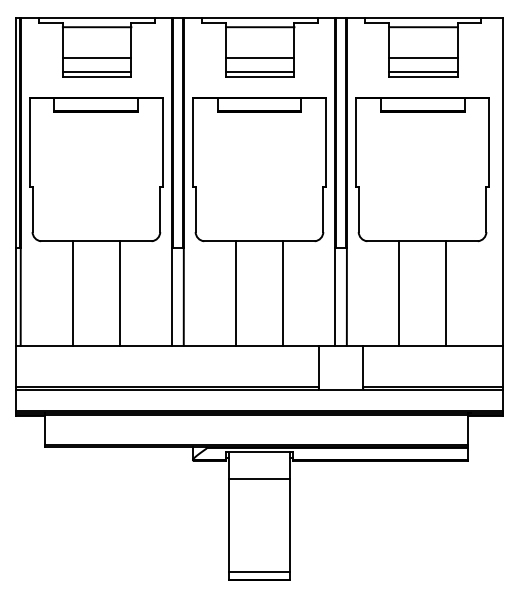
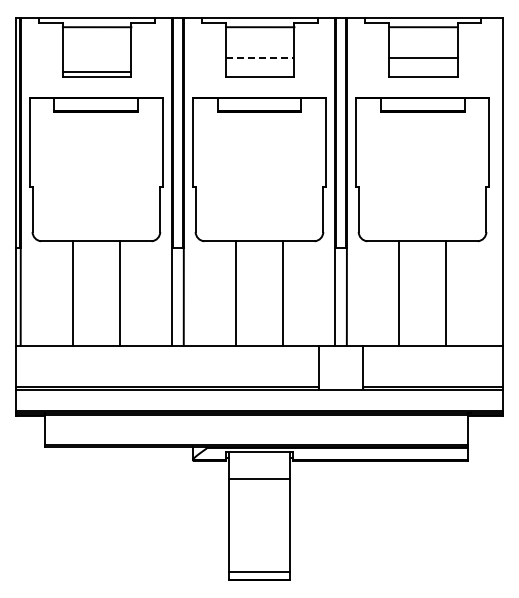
line: present -> none (96, 57)
line: solid -> dashed (260, 57)
line: present -> none (259, 71)
line: present -> none (423, 71)
